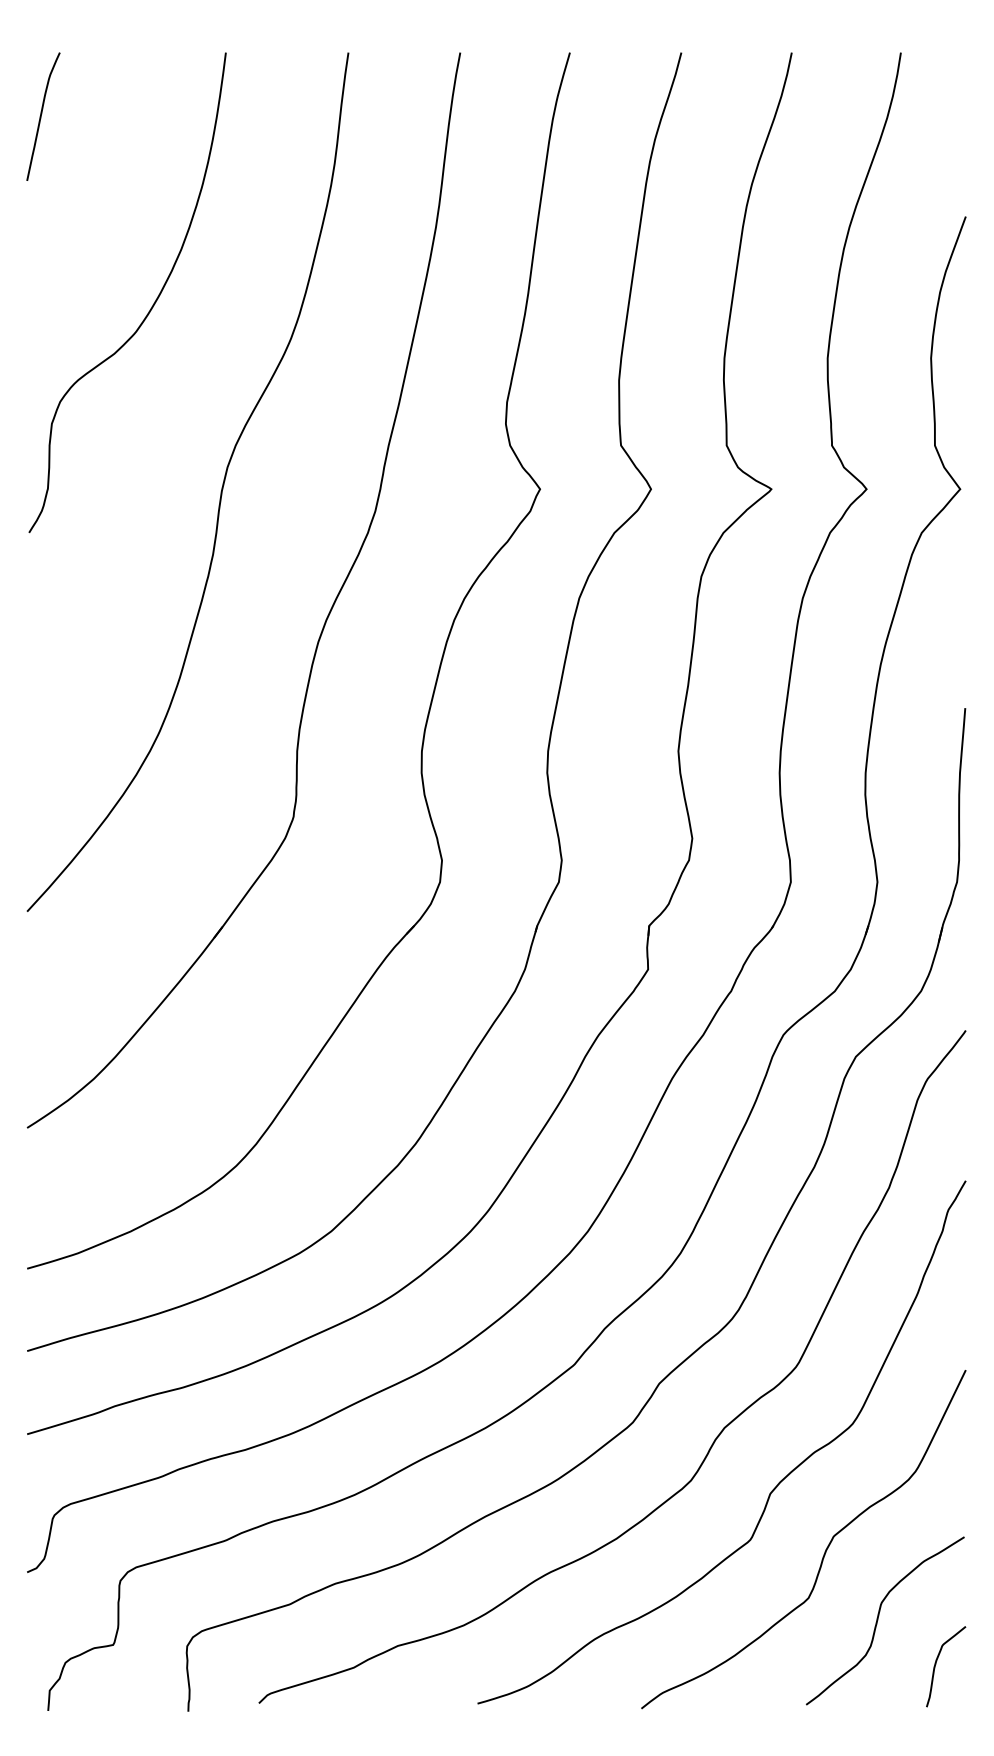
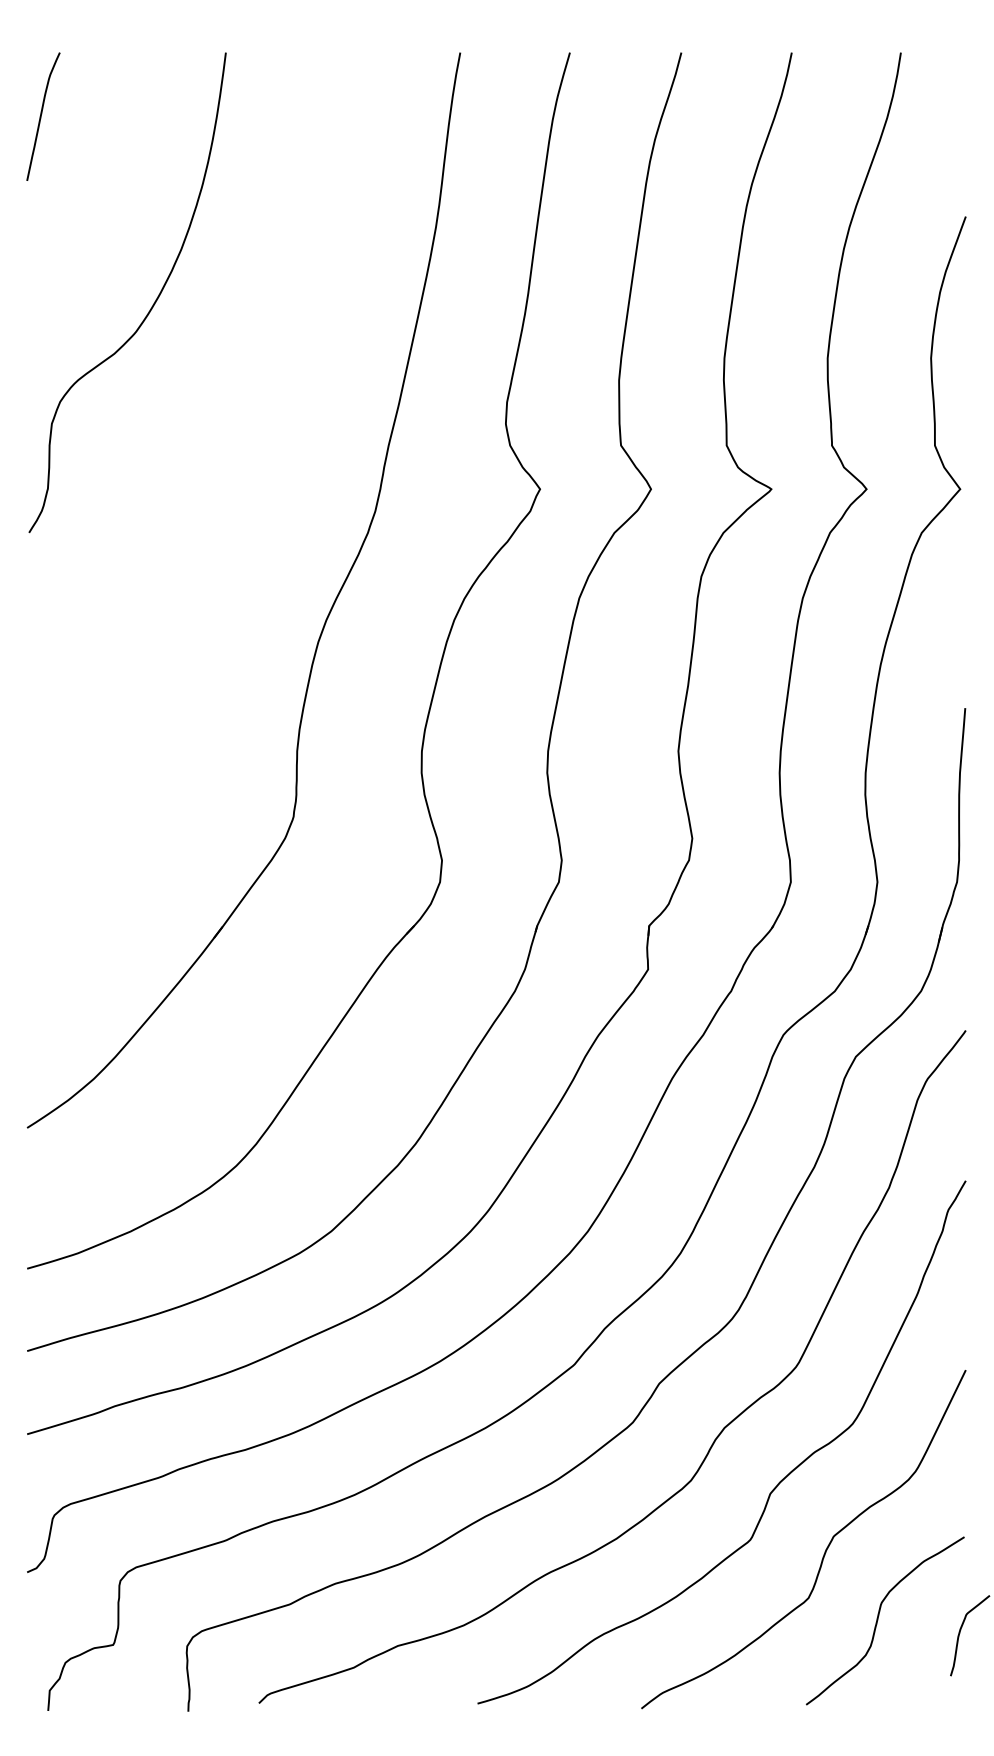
curve: present -> none (220, 491)
curve position: (936, 1664) -> (960, 1633) (960, 1633)
